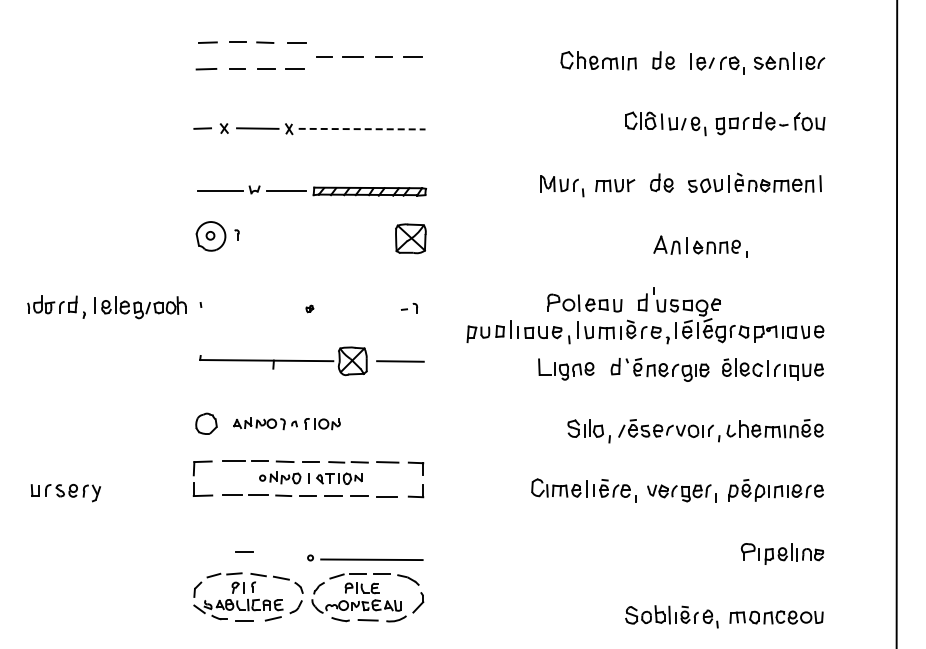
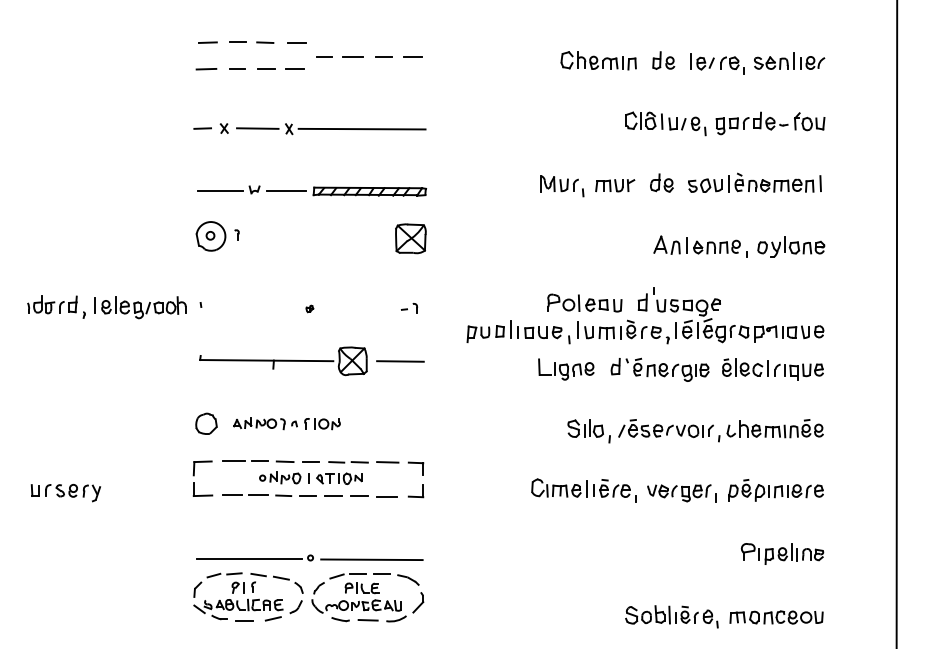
line: dashed -> solid (362, 129)
part: none -> present (791, 246)
line: present -> none (244, 551)
line: none -> present (248, 559)
